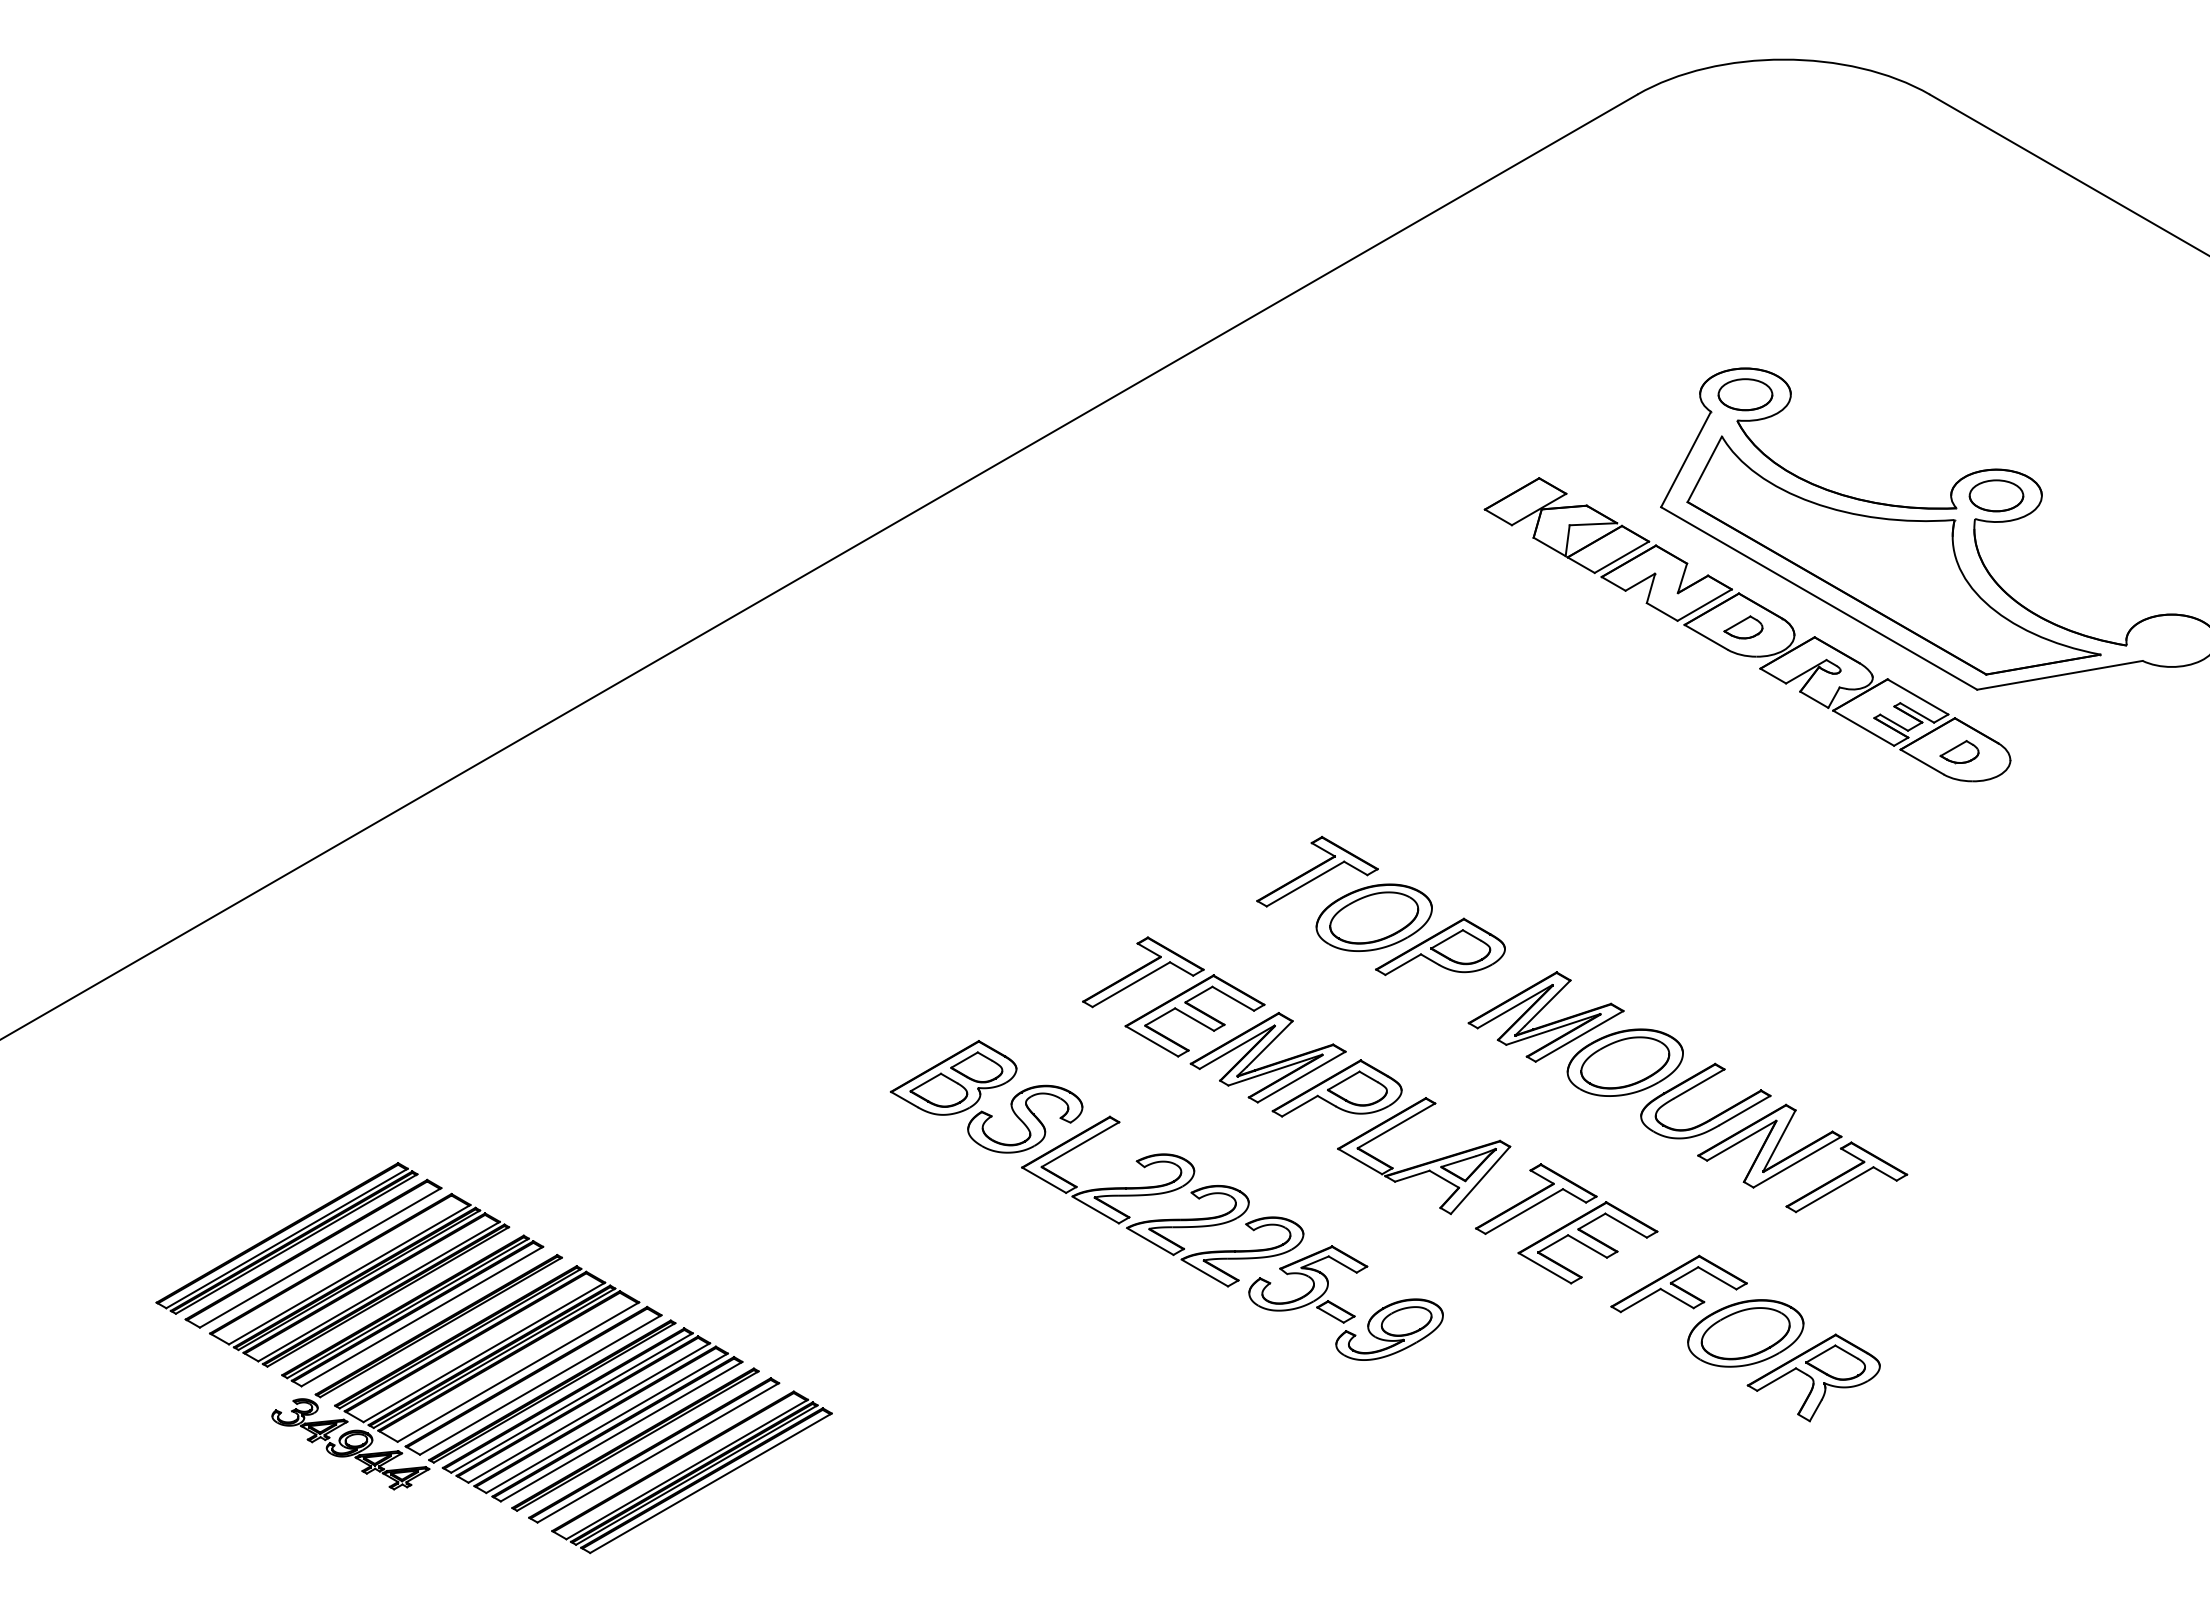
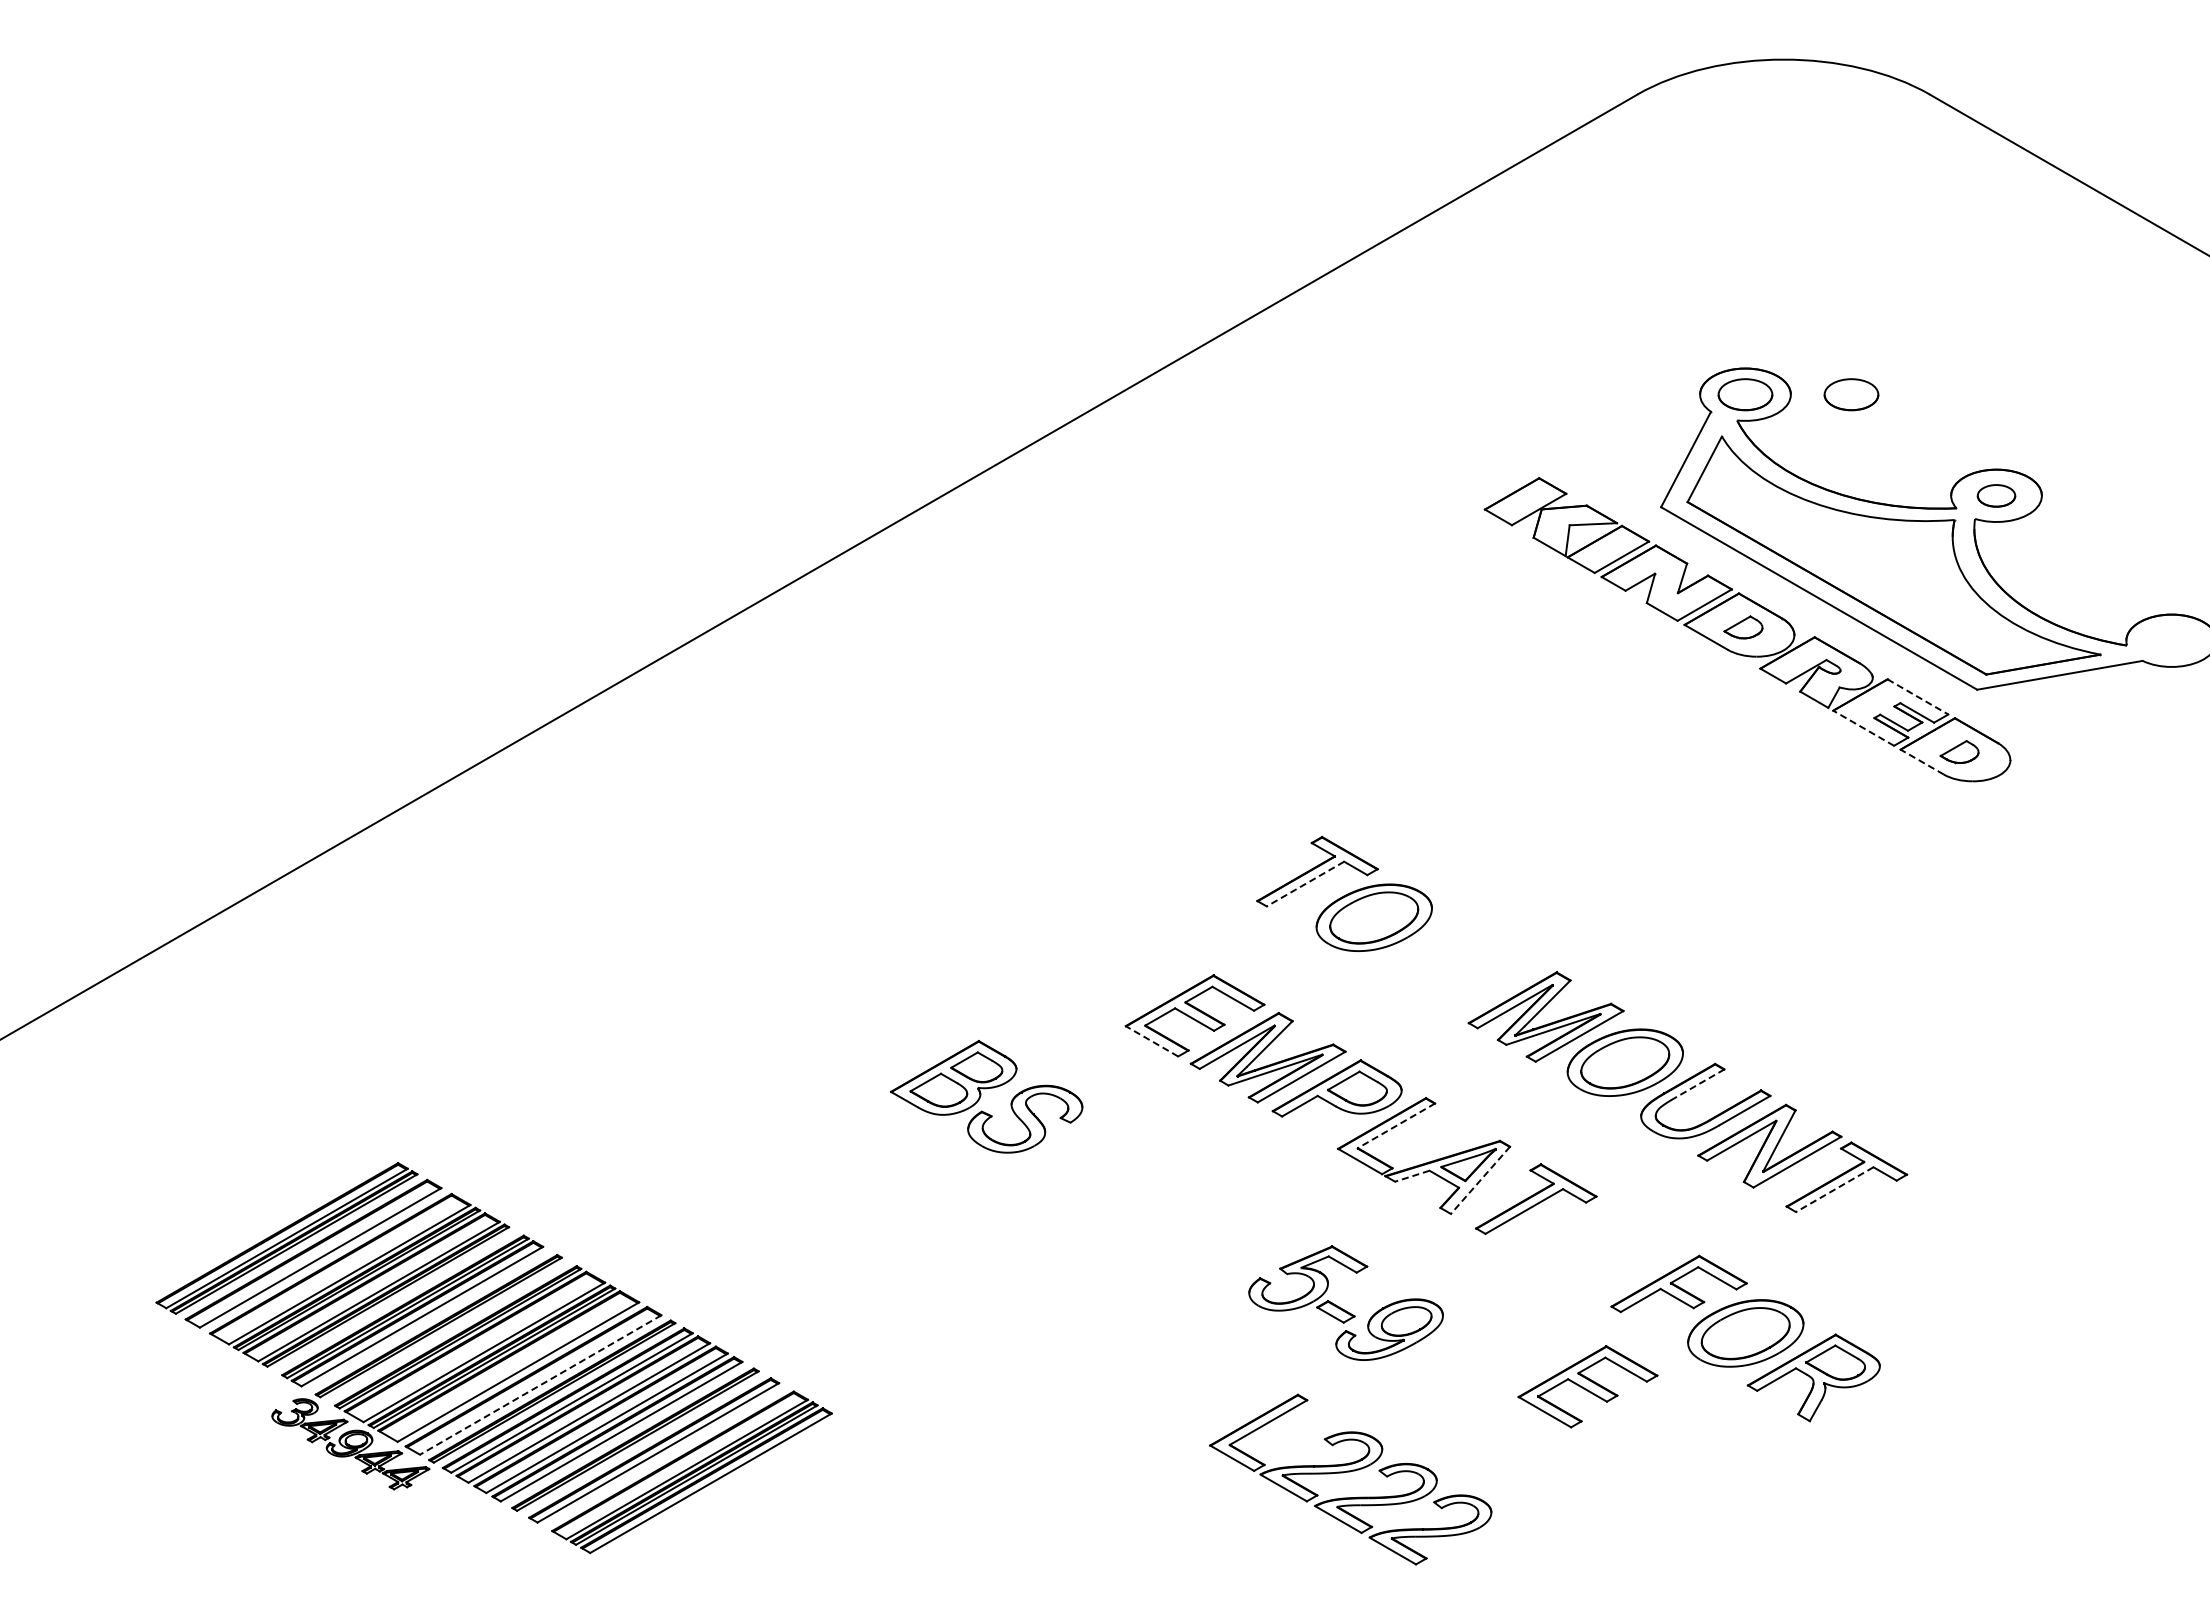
part: none -> present (1851, 394)
part size: 57x34 px -> 41x24 px (1996, 495)
line: solid -> dashed (1918, 697)
line: solid -> dashed (1863, 728)
line: solid -> dashed (1922, 762)
line: solid -> dashed (1305, 884)
part: present -> none (1440, 946)
part: present -> none (1143, 972)
line: solid -> dashed (1151, 1041)
line: solid -> dashed (1698, 1084)
line: solid -> dashed (1396, 1125)
line: solid -> dashed (1411, 1176)
line: solid -> dashed (1480, 1180)
line: solid -> dashed (1834, 1189)
part position: (1162, 1194) -> (1350, 1472) (1350, 1472)
part position: (1587, 1242) -> (1587, 1386) (1587, 1386)
line: solid -> dashed (540, 1385)
